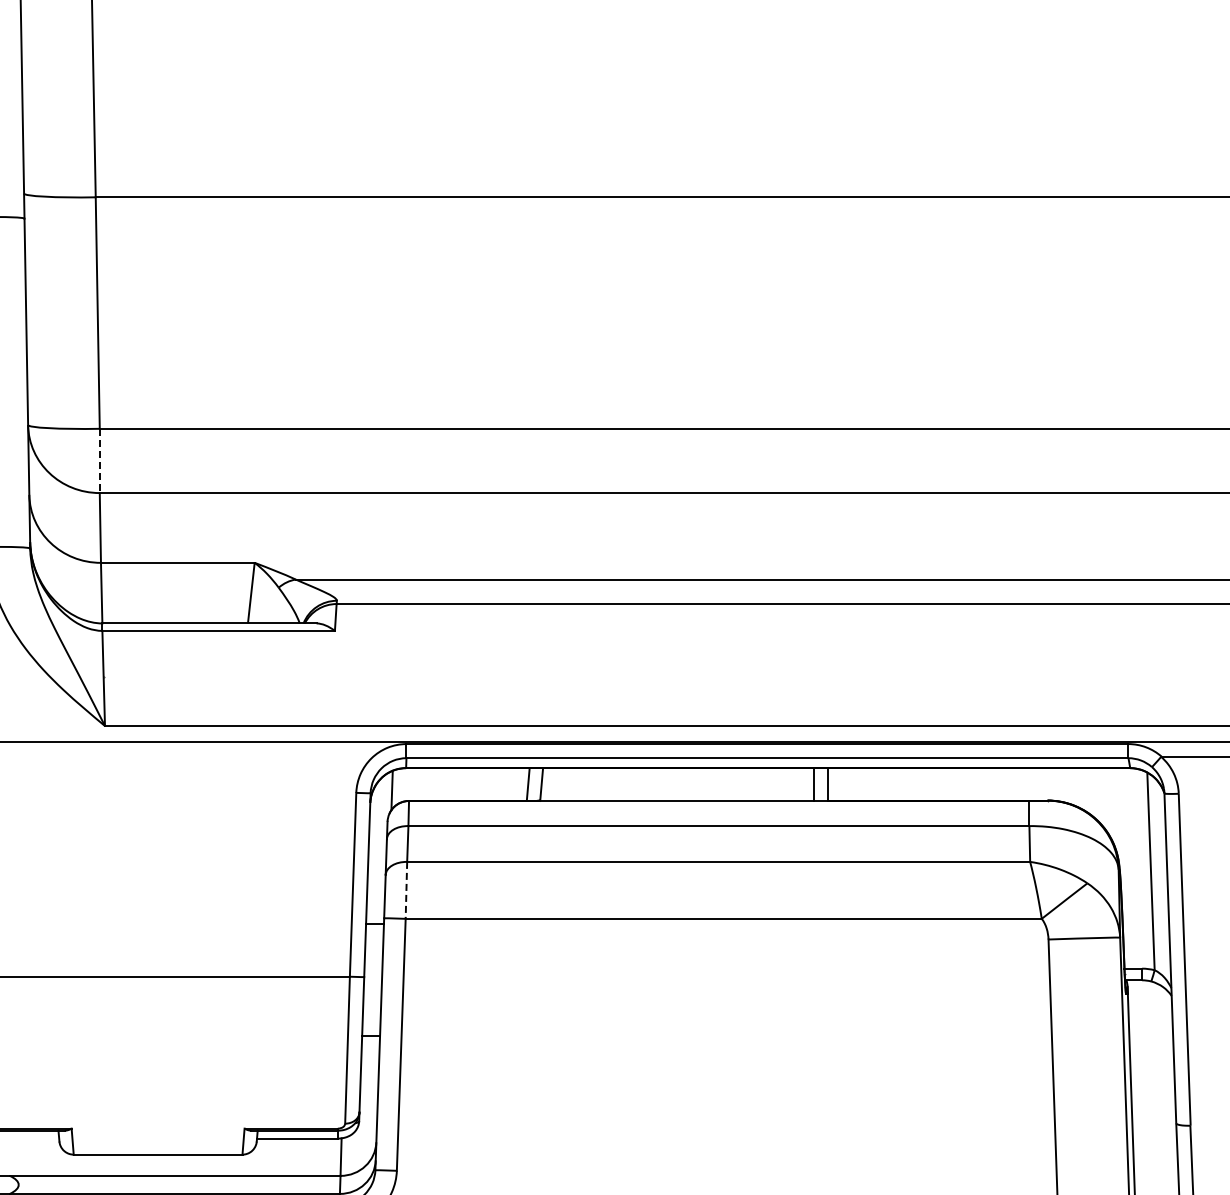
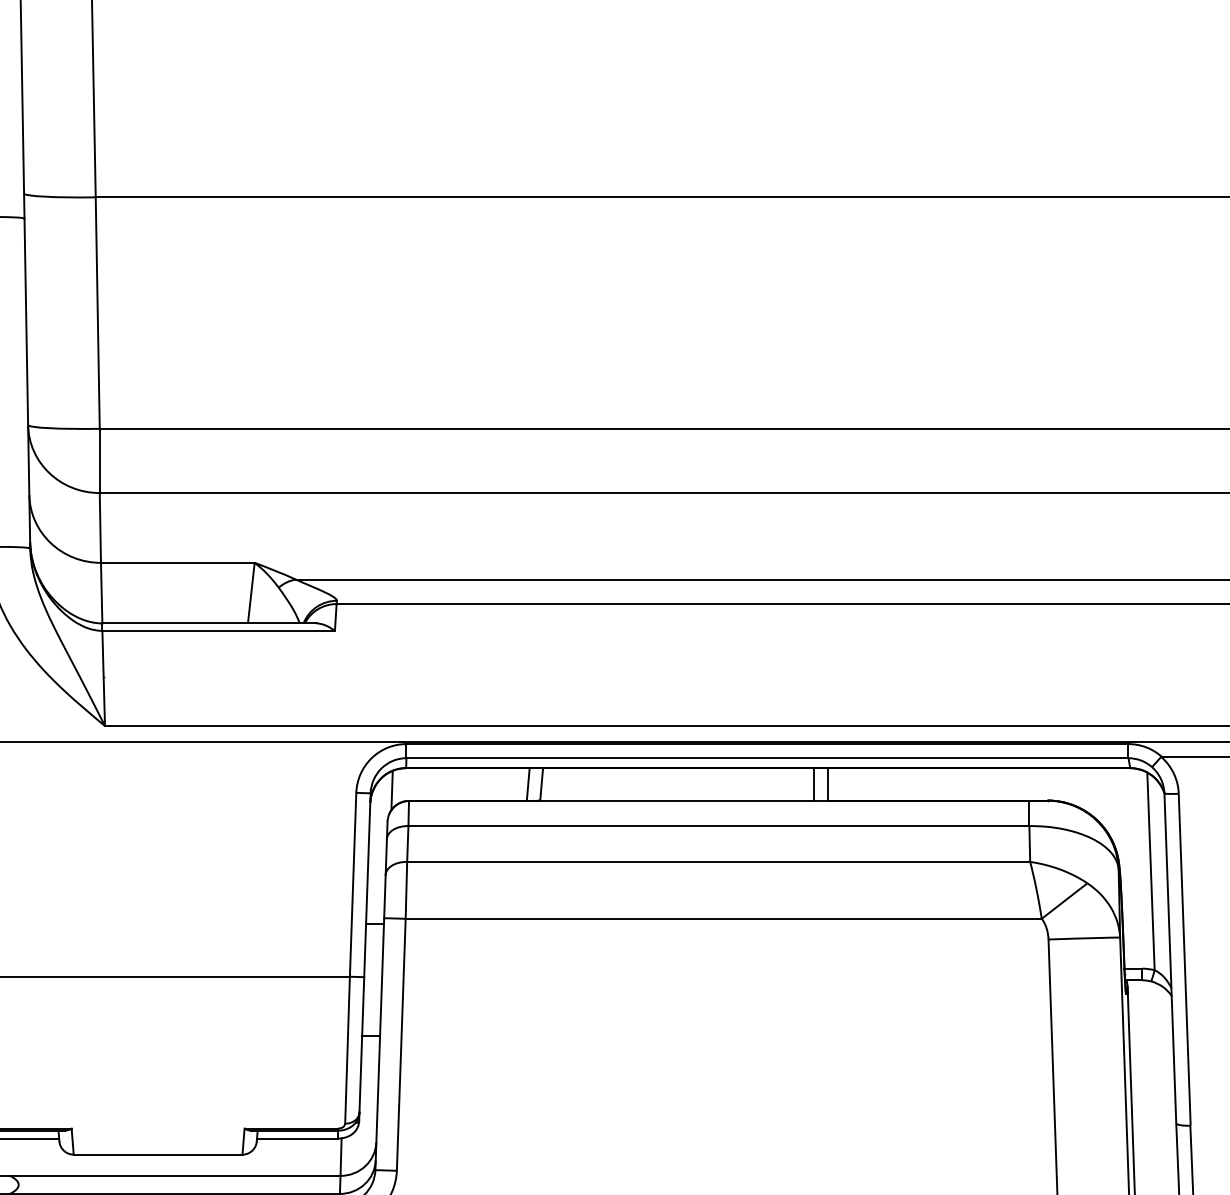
line: dashed -> solid (99, 461)
line: dashed -> solid (406, 890)
line: none -> present (30, 1138)
